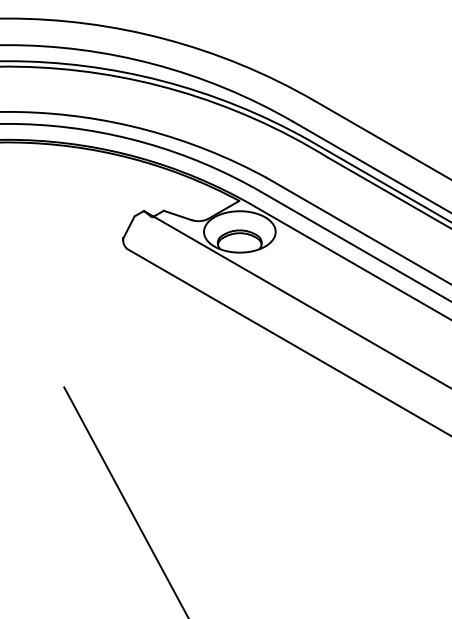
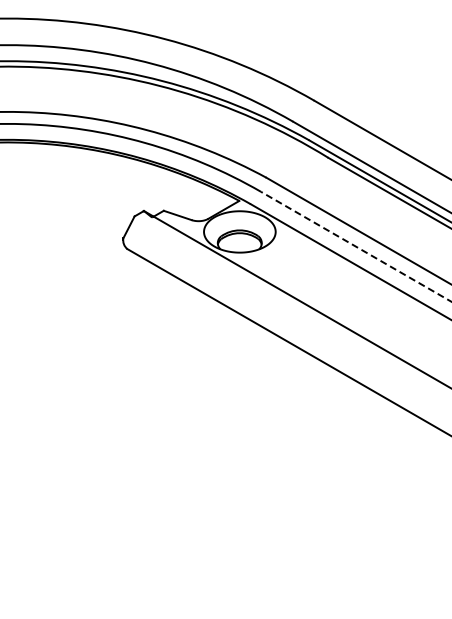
line: solid -> dashed (356, 246)
line: present -> none (125, 501)
